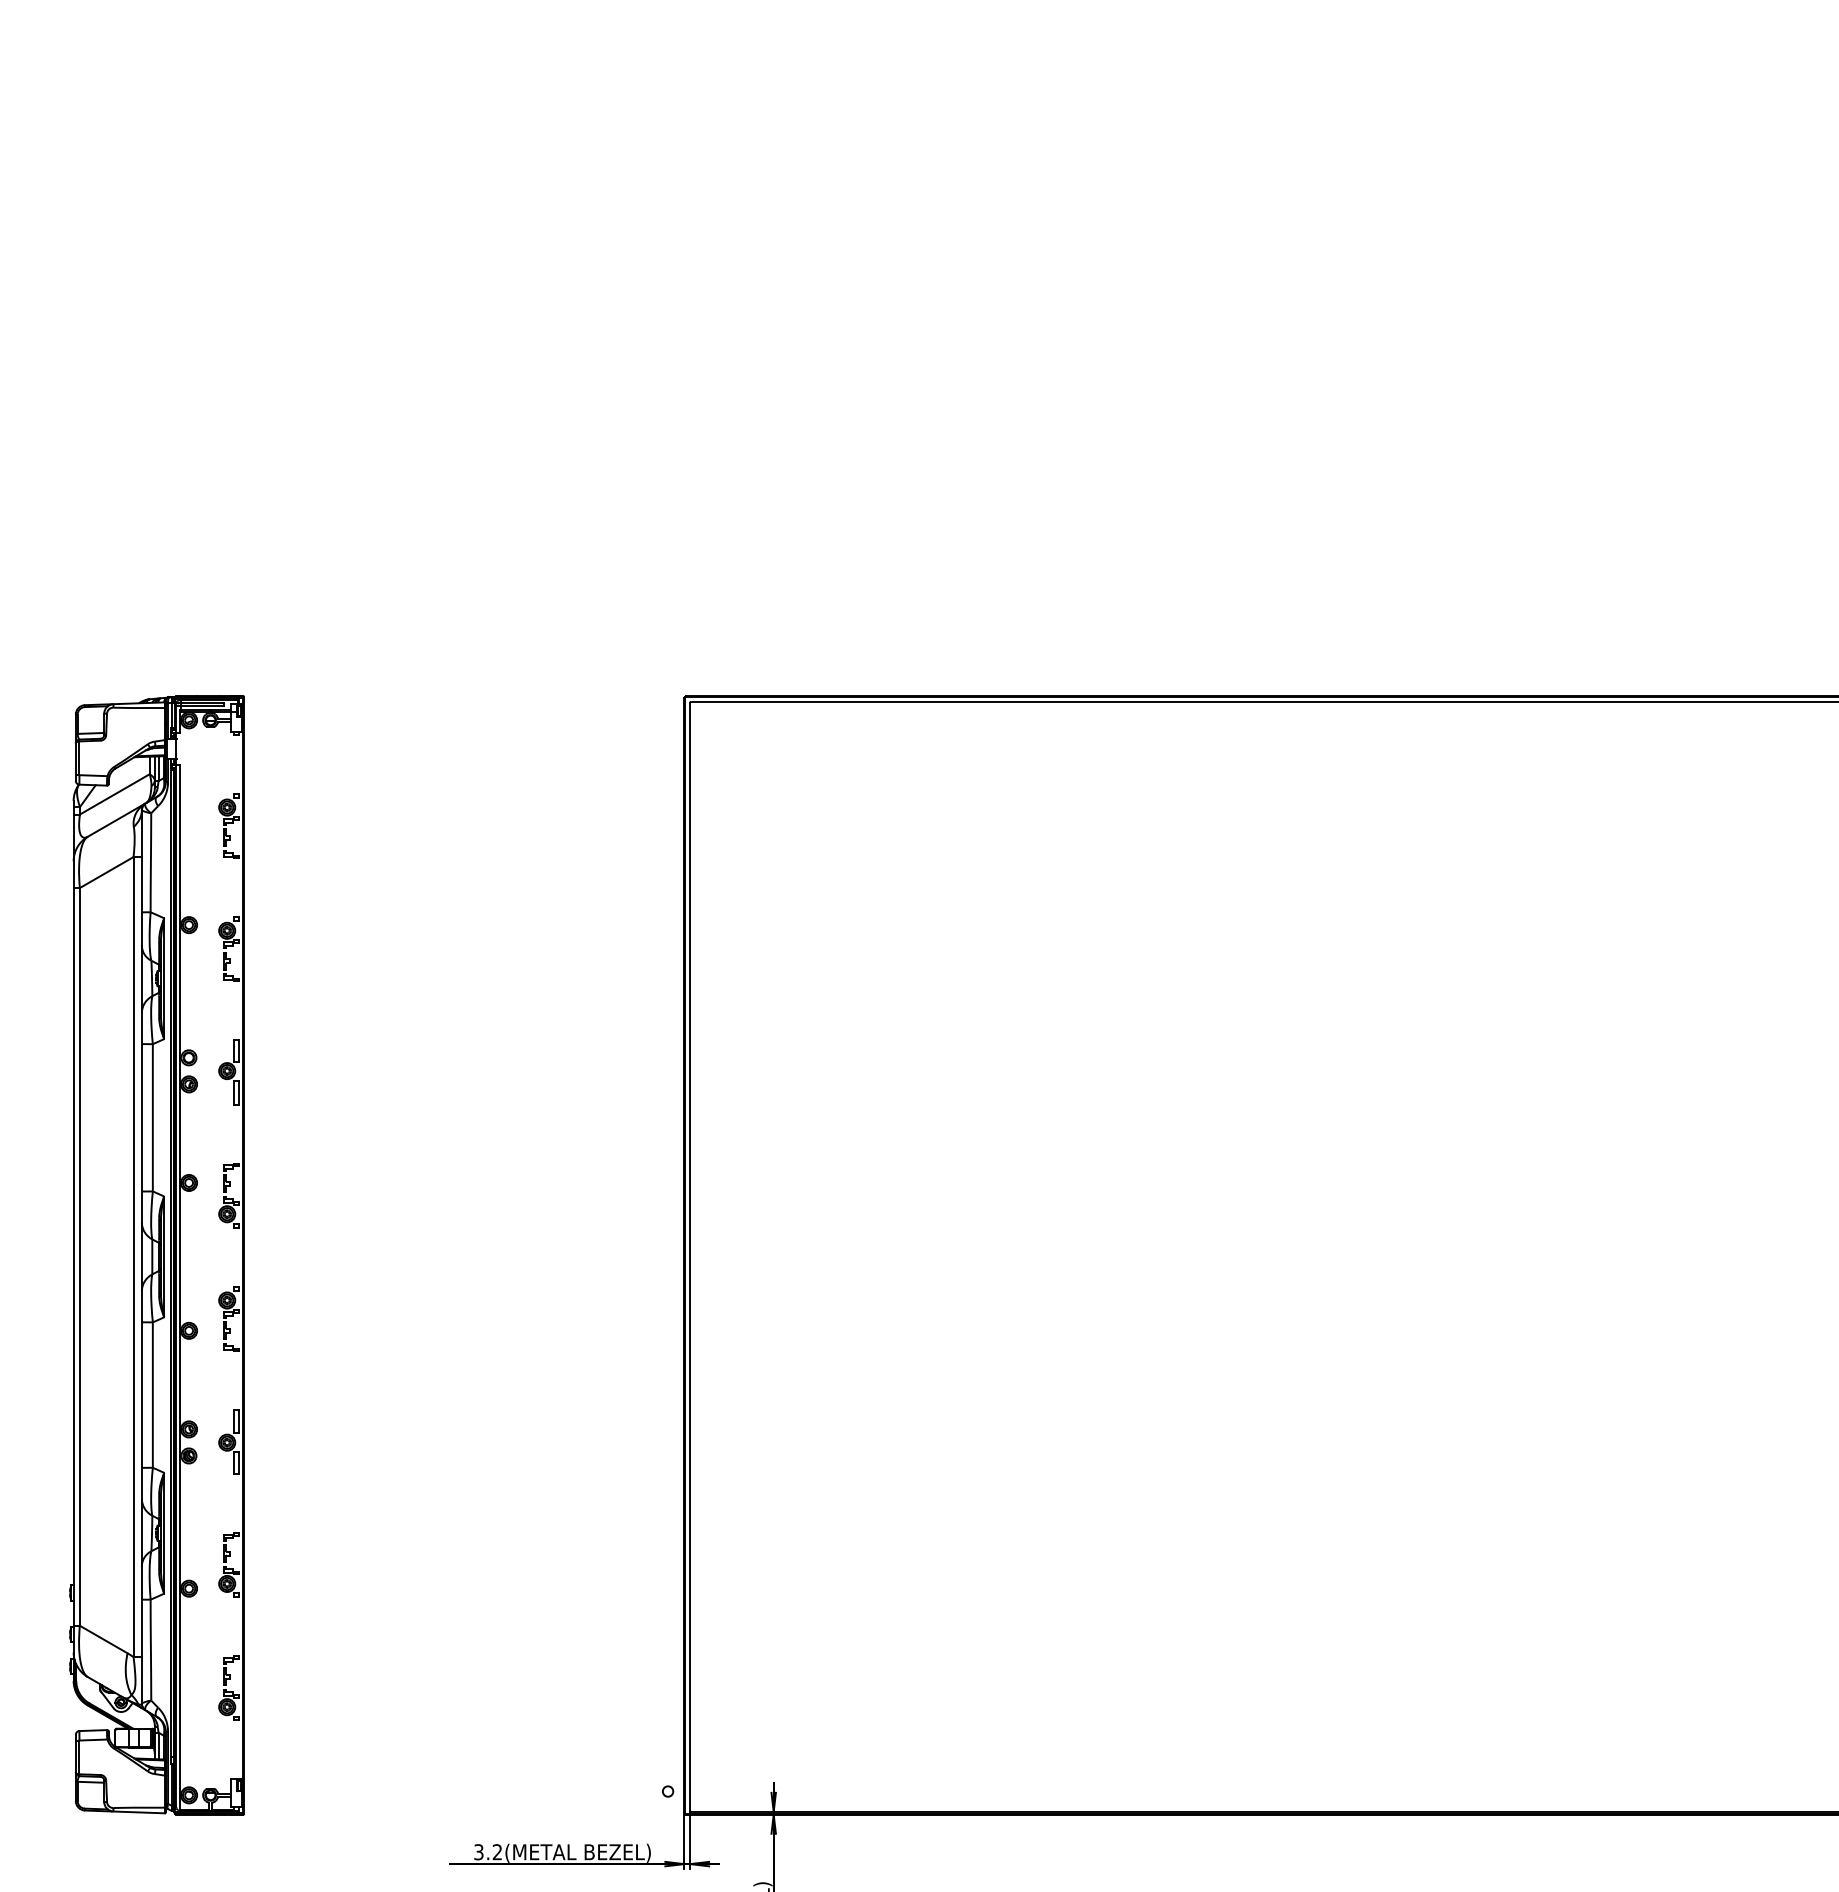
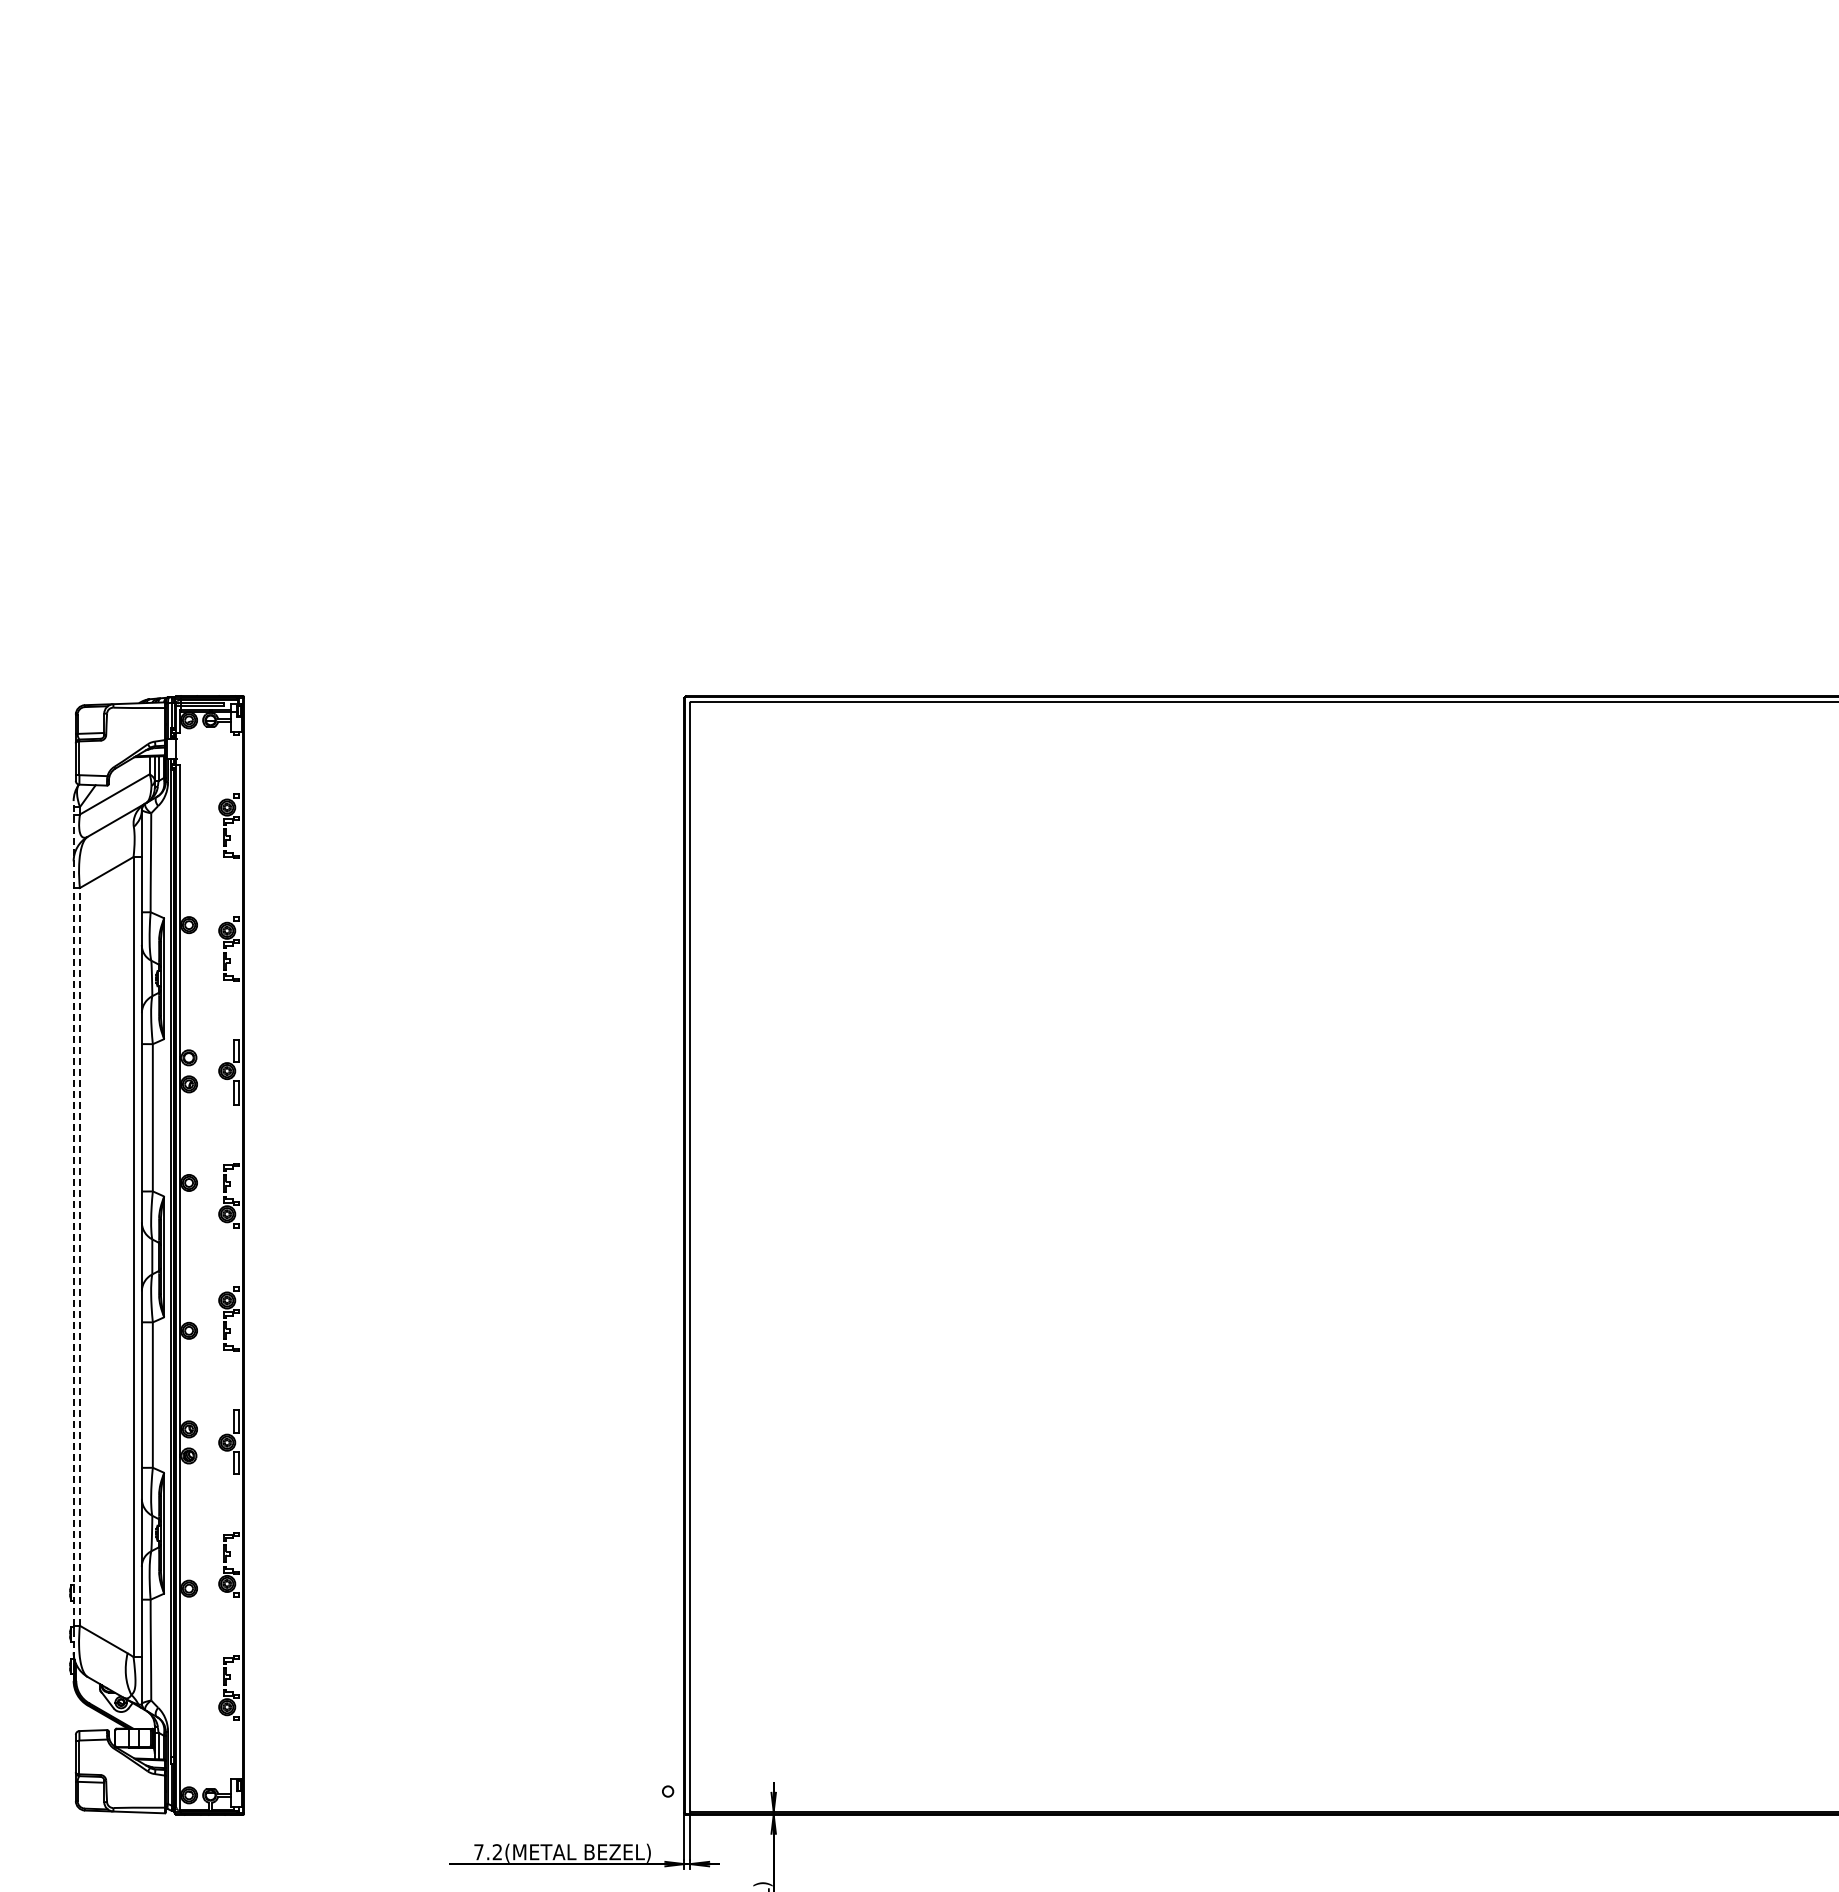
line: solid -> dashed (73, 1240)
line: solid -> dashed (79, 1256)
text: 3.2(METAL -> 7.2(METAL (478, 1852)
